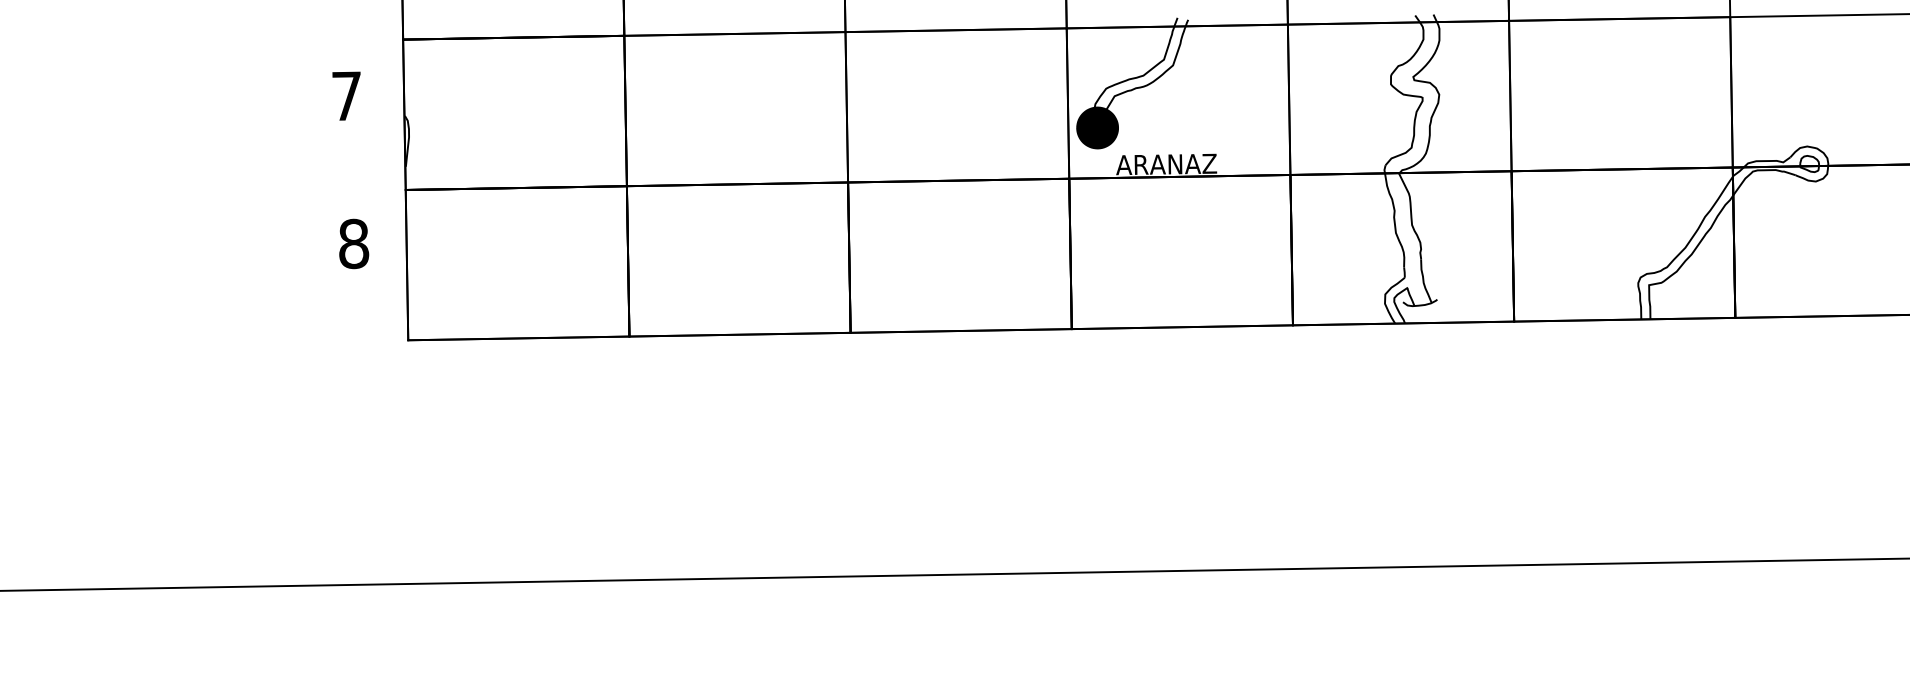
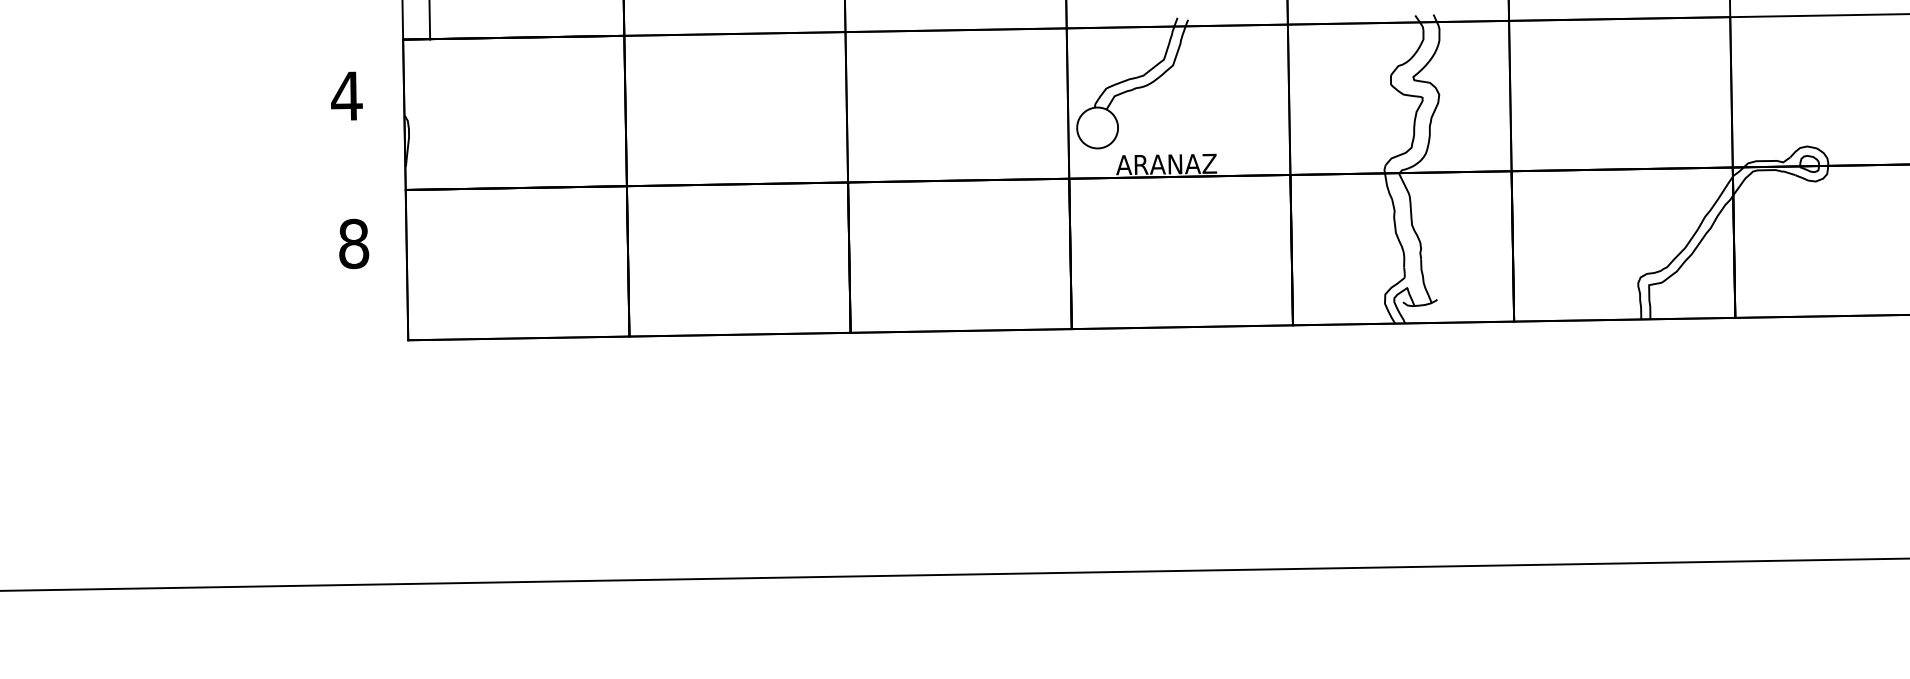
line position: (402, 20) -> (429, 20) (429, 20)
text: 7 -> 4 (346, 95)
fill: present -> none (1097, 127)
fill: present -> none (1097, 127)
